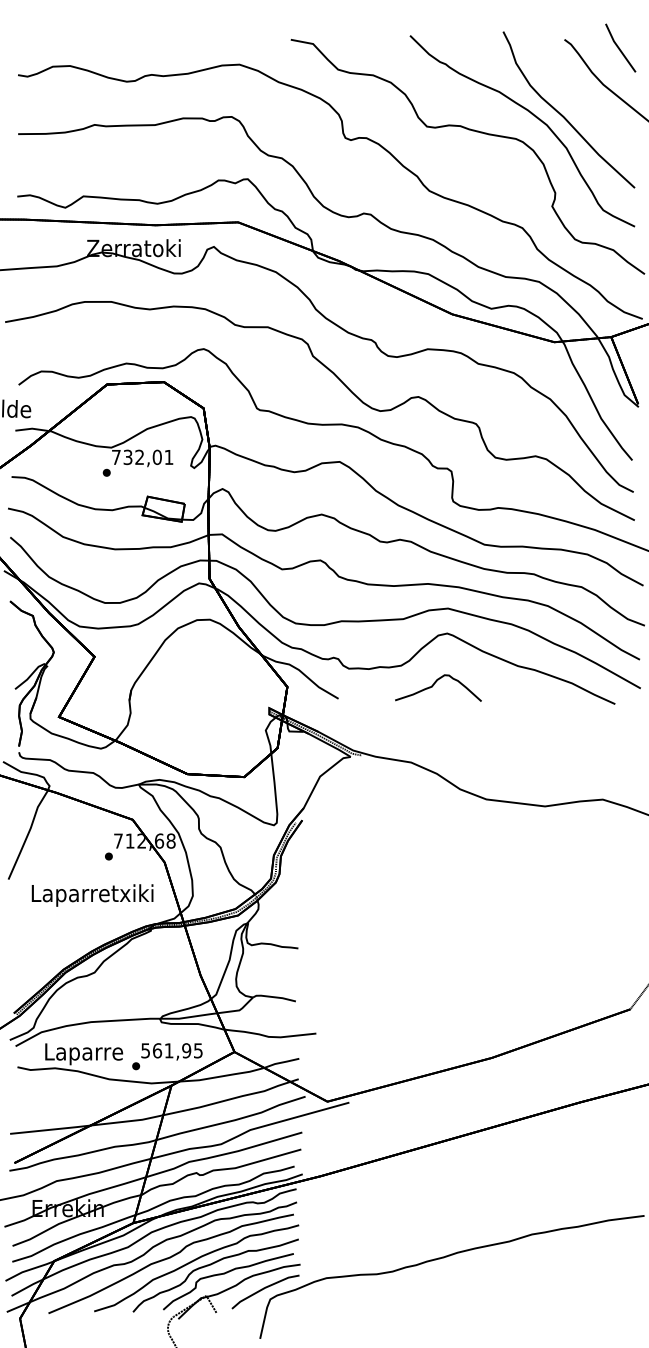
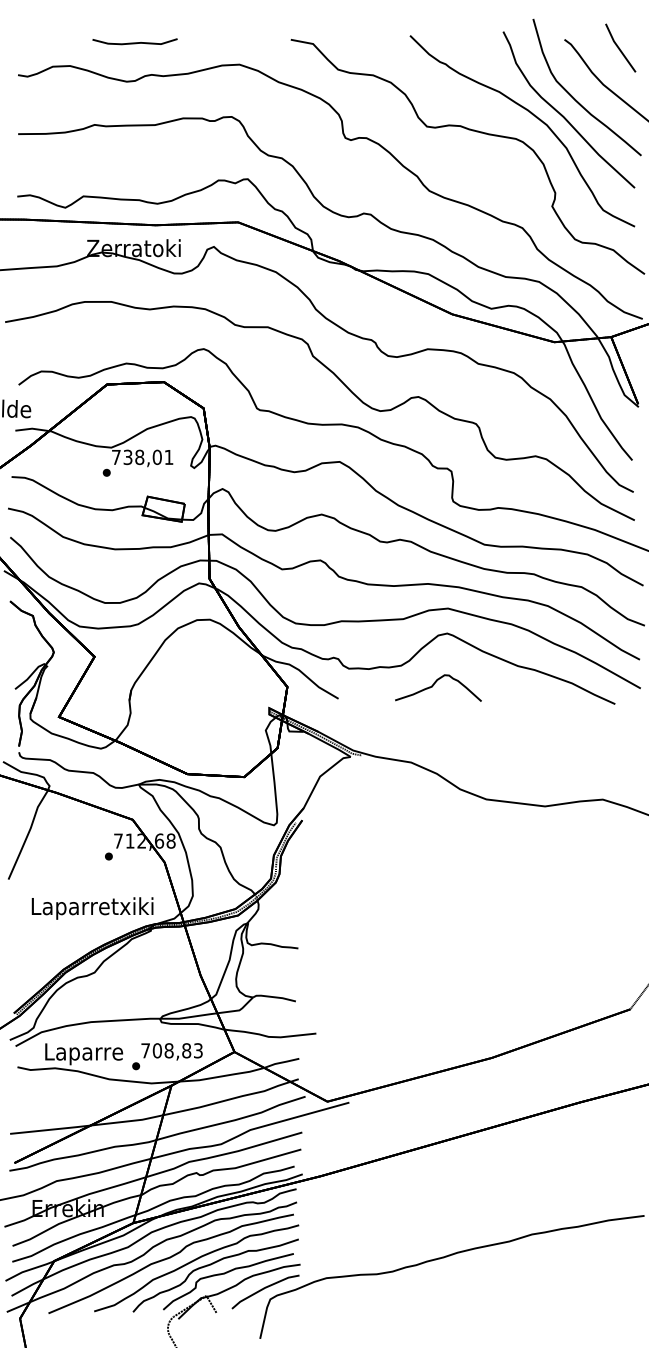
curve: none -> present (134, 42)
part: none -> present (575, 98)
text: 732,01 -> 738,01 (139, 457)
text position: (92, 895) -> (92, 908) (92, 908)
text: 561,95 -> 708,83 (171, 1050)
